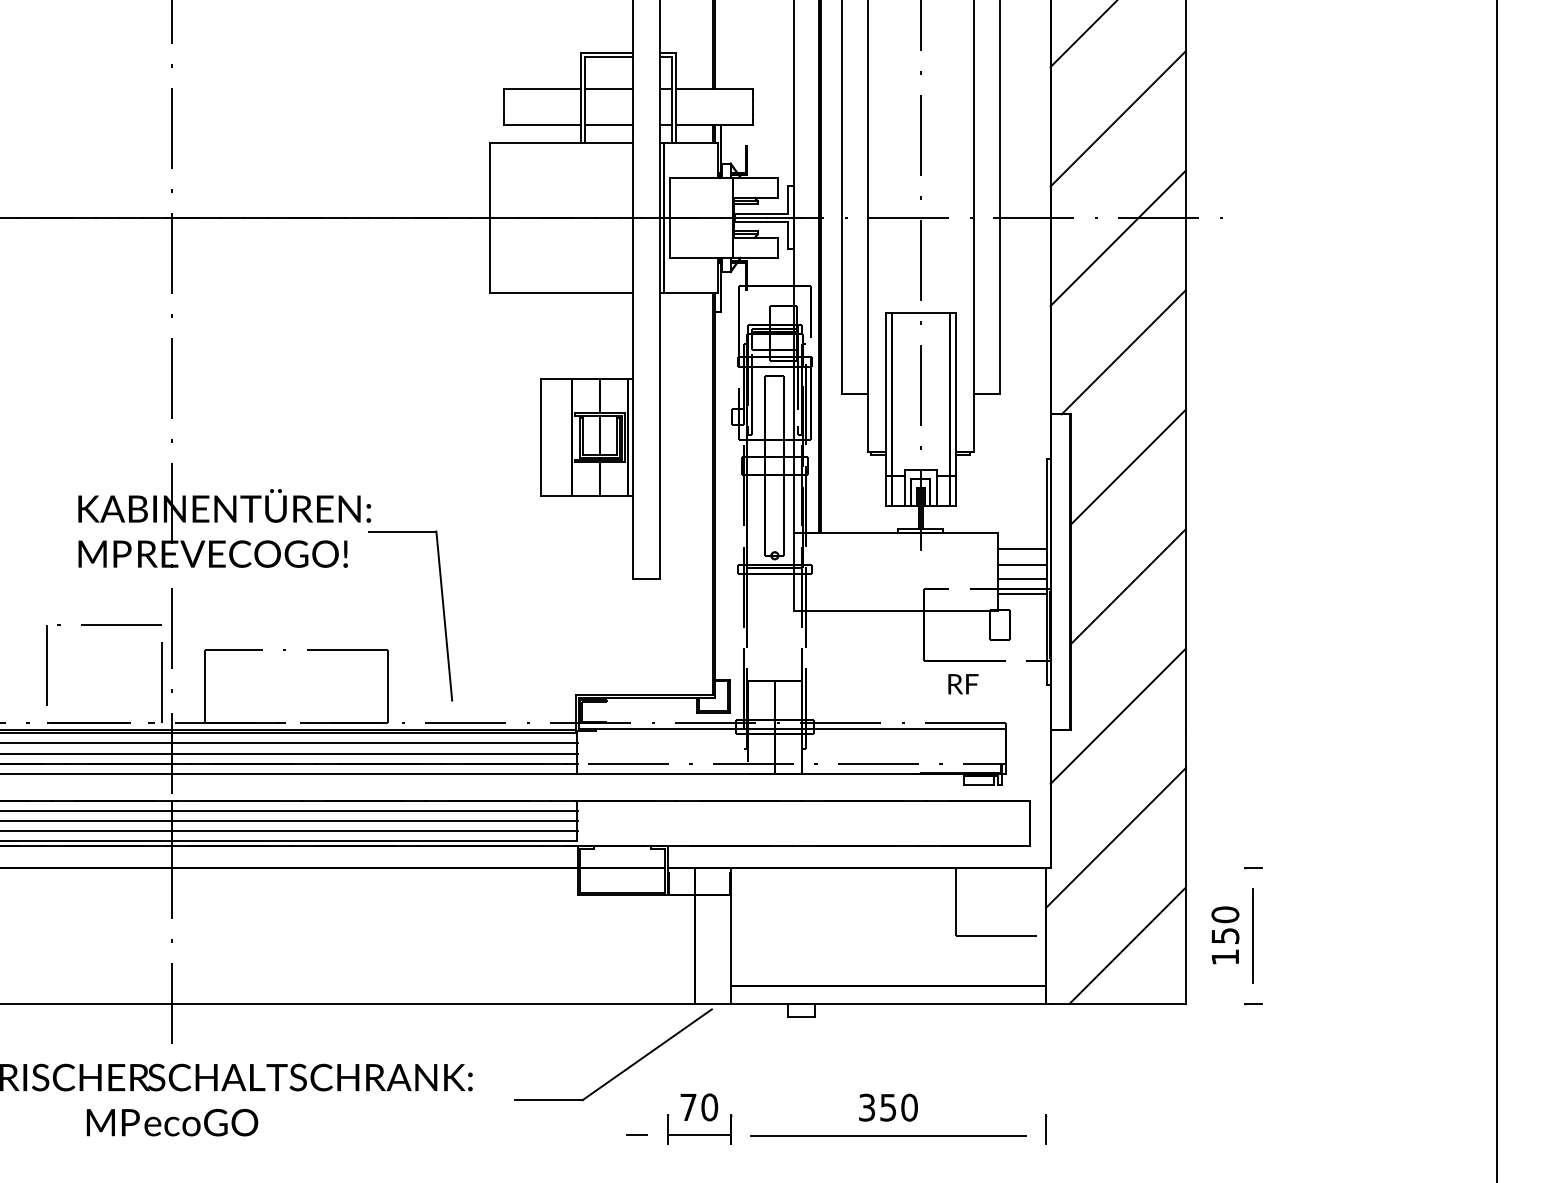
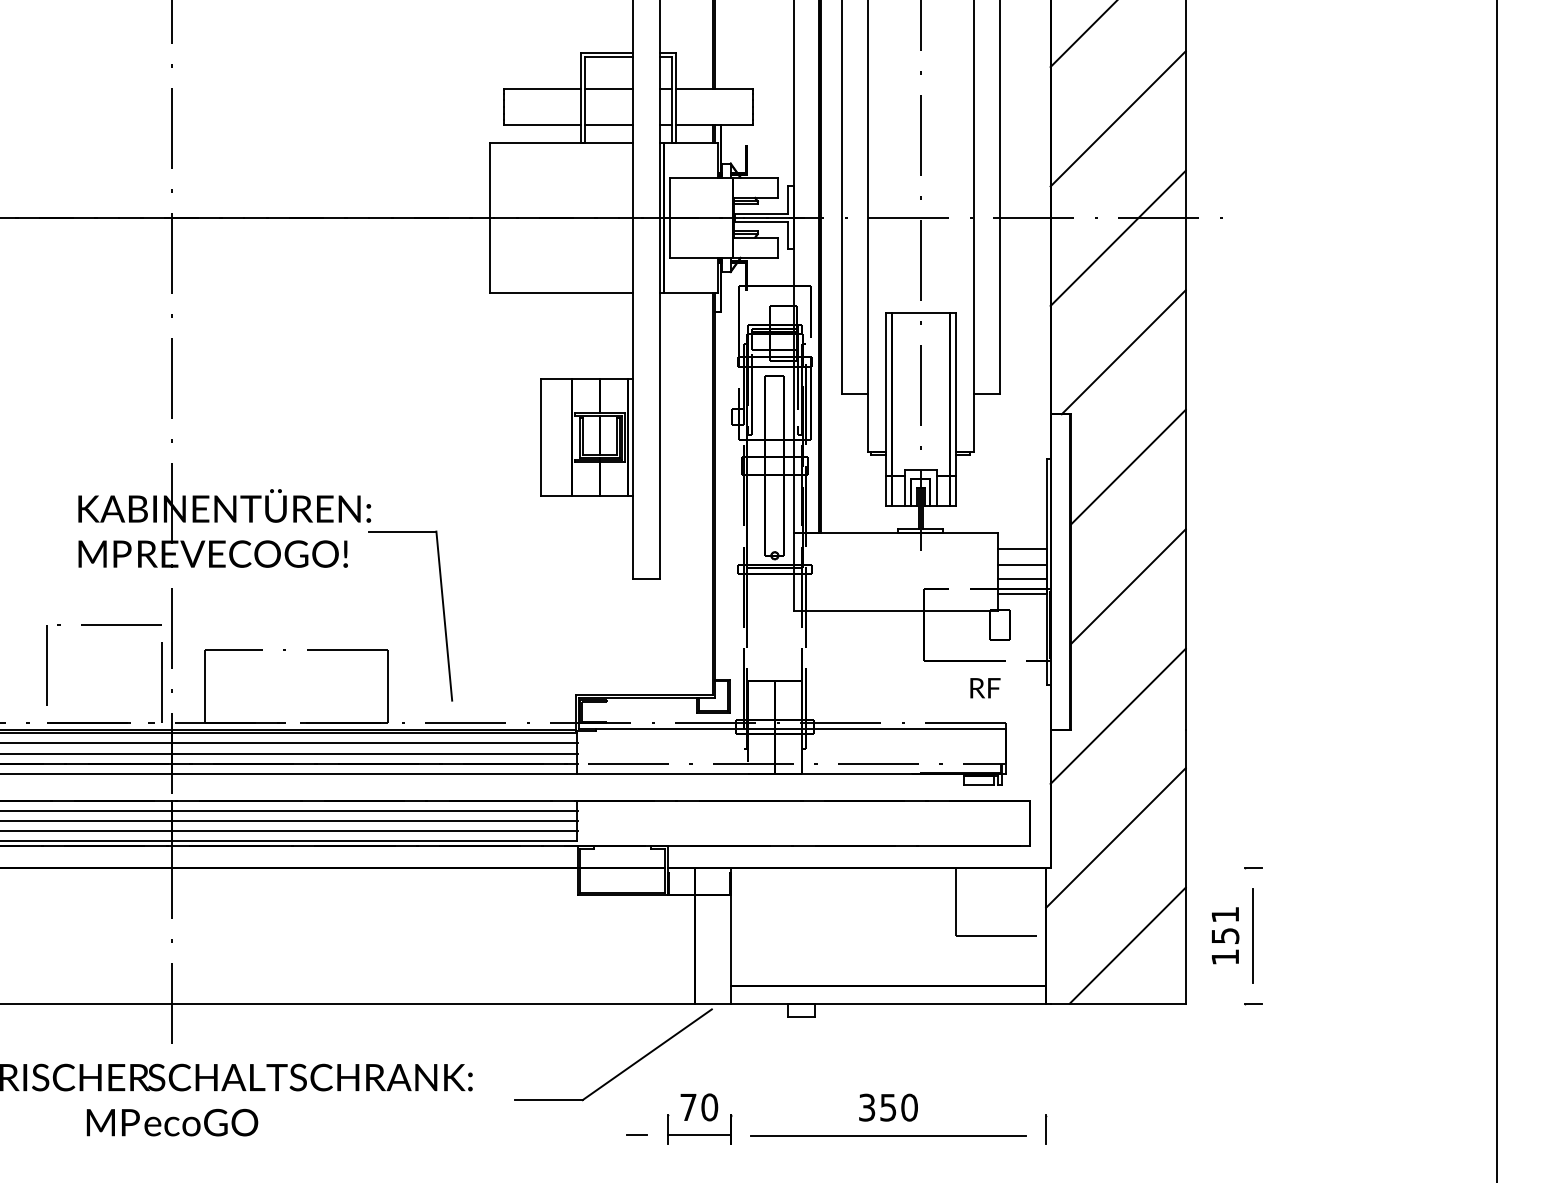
text position: (963, 684) -> (985, 688) (985, 688)
text: 150 -> 151 (1225, 914)
